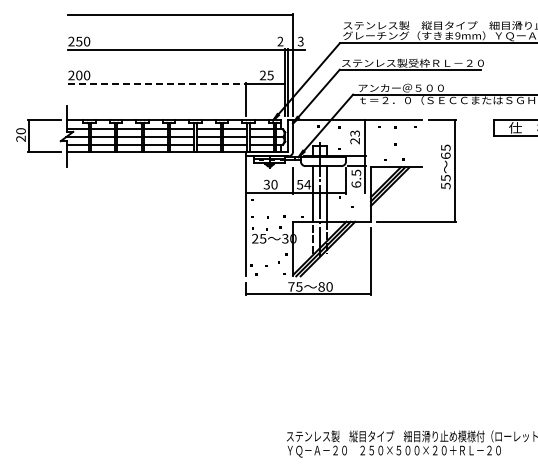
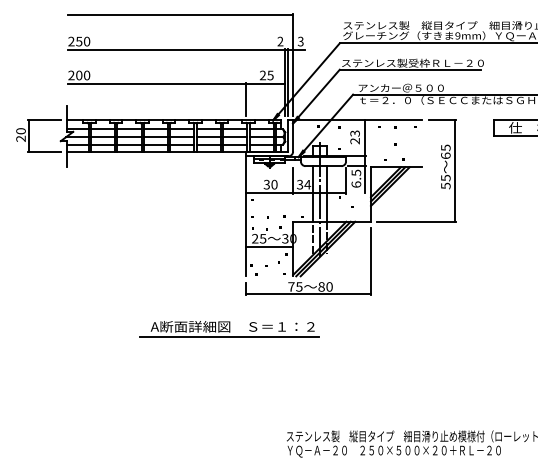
line: dashed -> solid (157, 83)
text: 54 -> 34 (300, 183)
line: none -> present (269, 246)
part: none -> present (229, 329)
